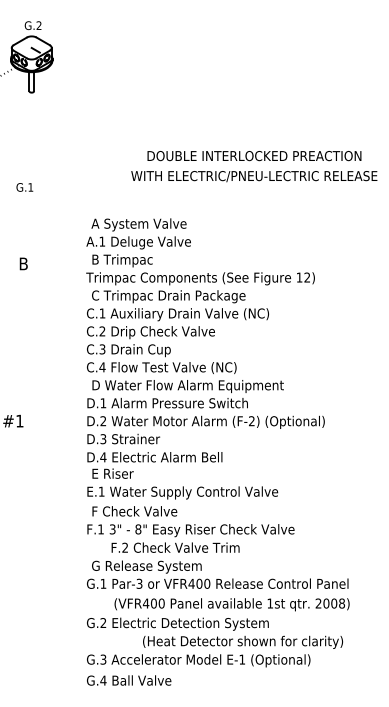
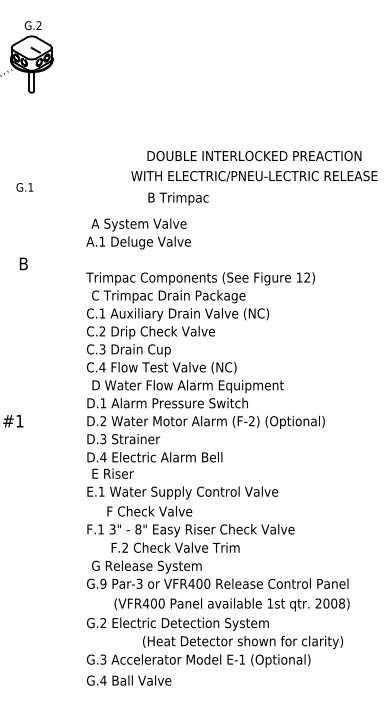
text position: (122, 260) -> (178, 198) (178, 198)
text position: (134, 511) -> (149, 511) (149, 511)
text: G.1 -> G.9 (103, 583)
